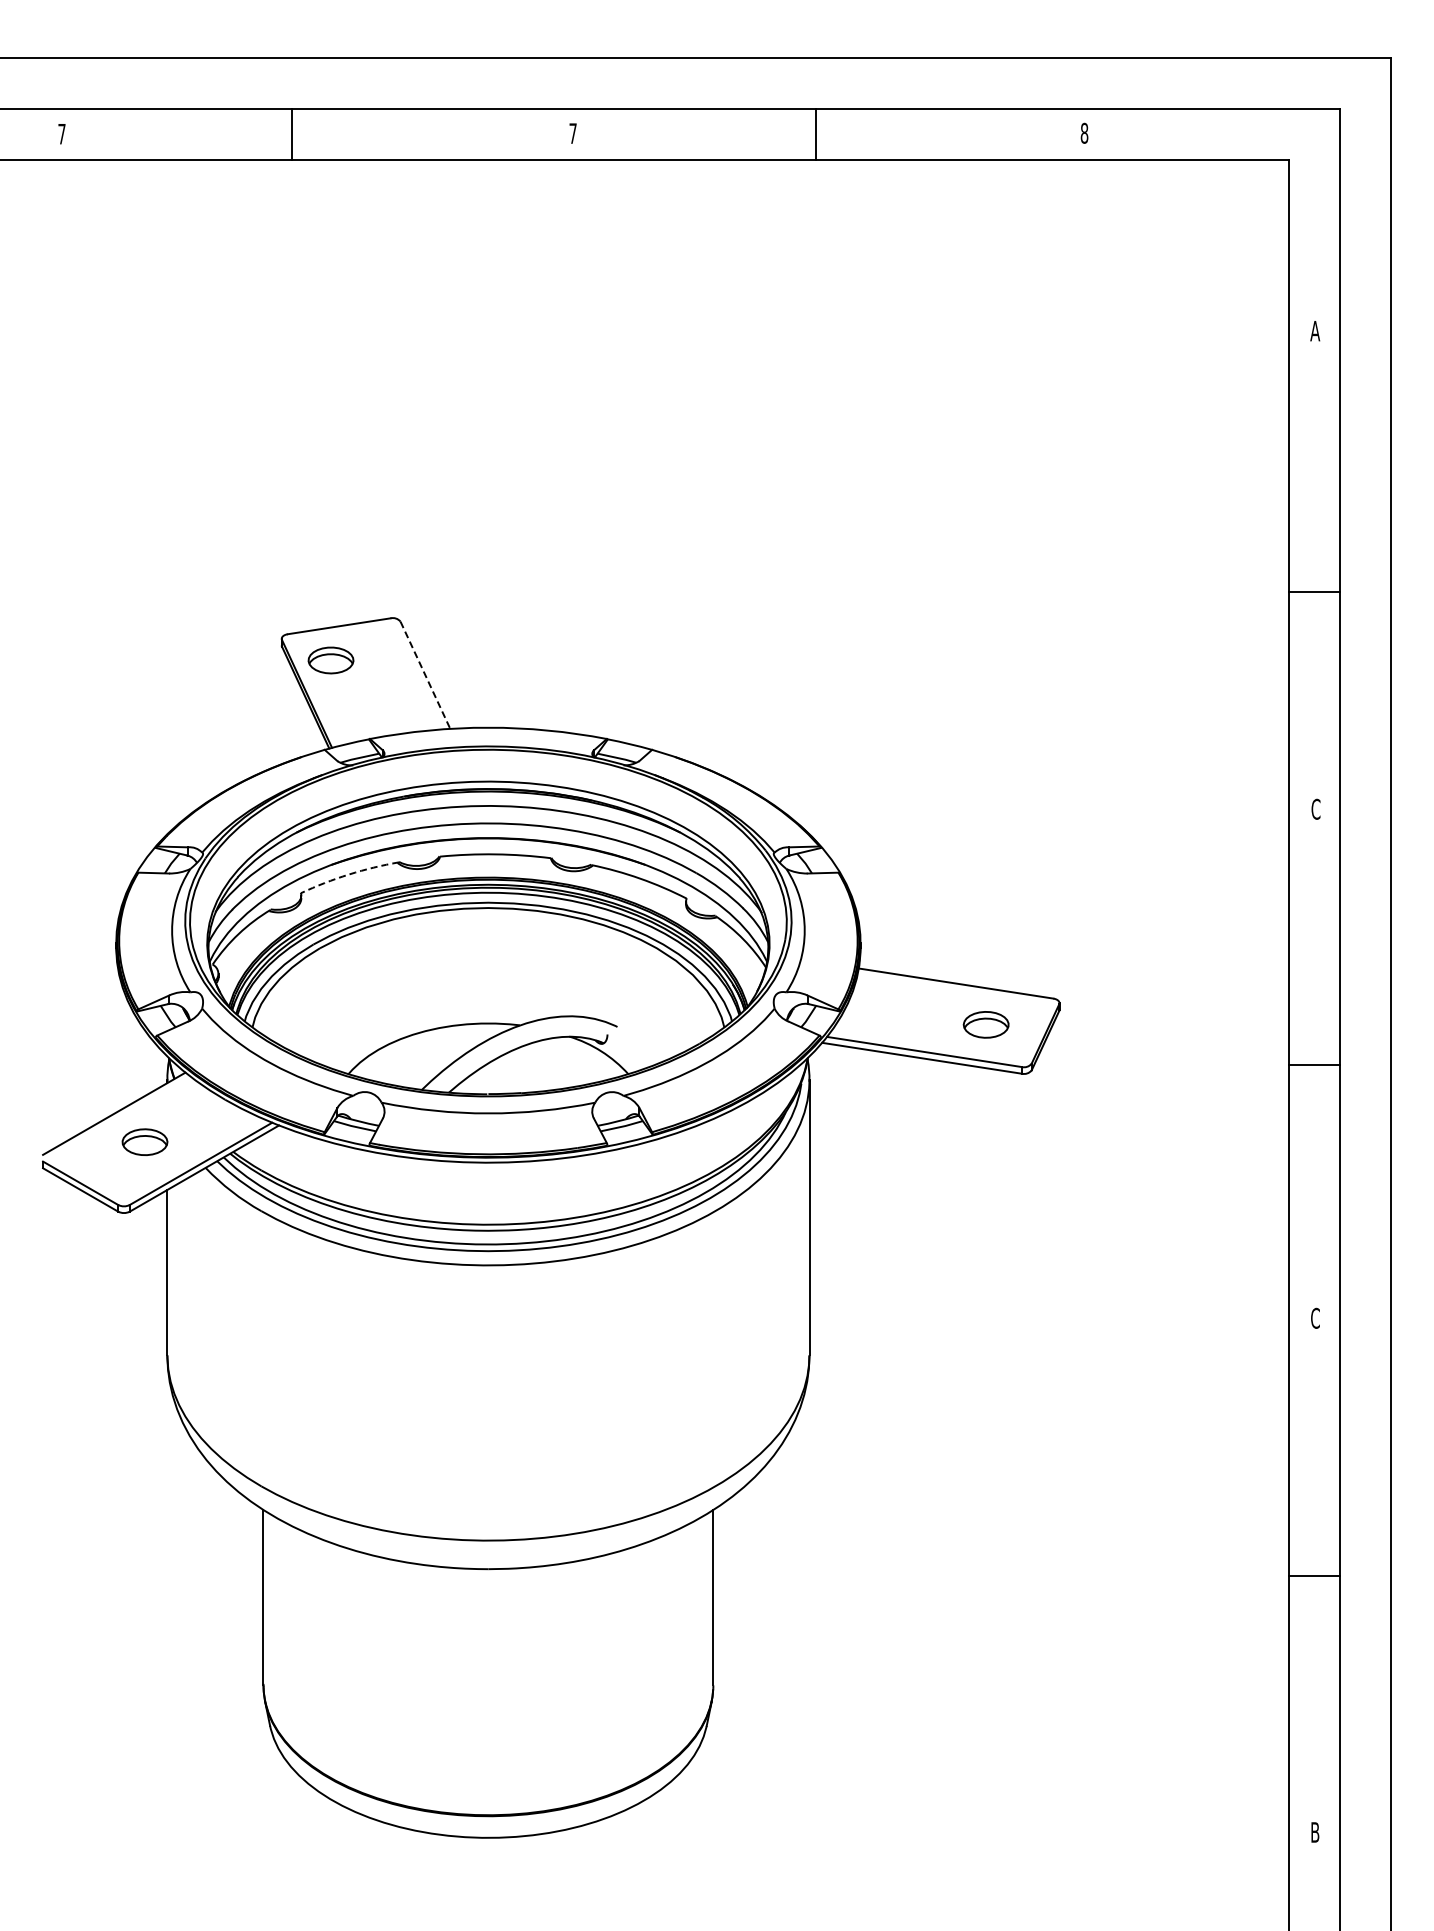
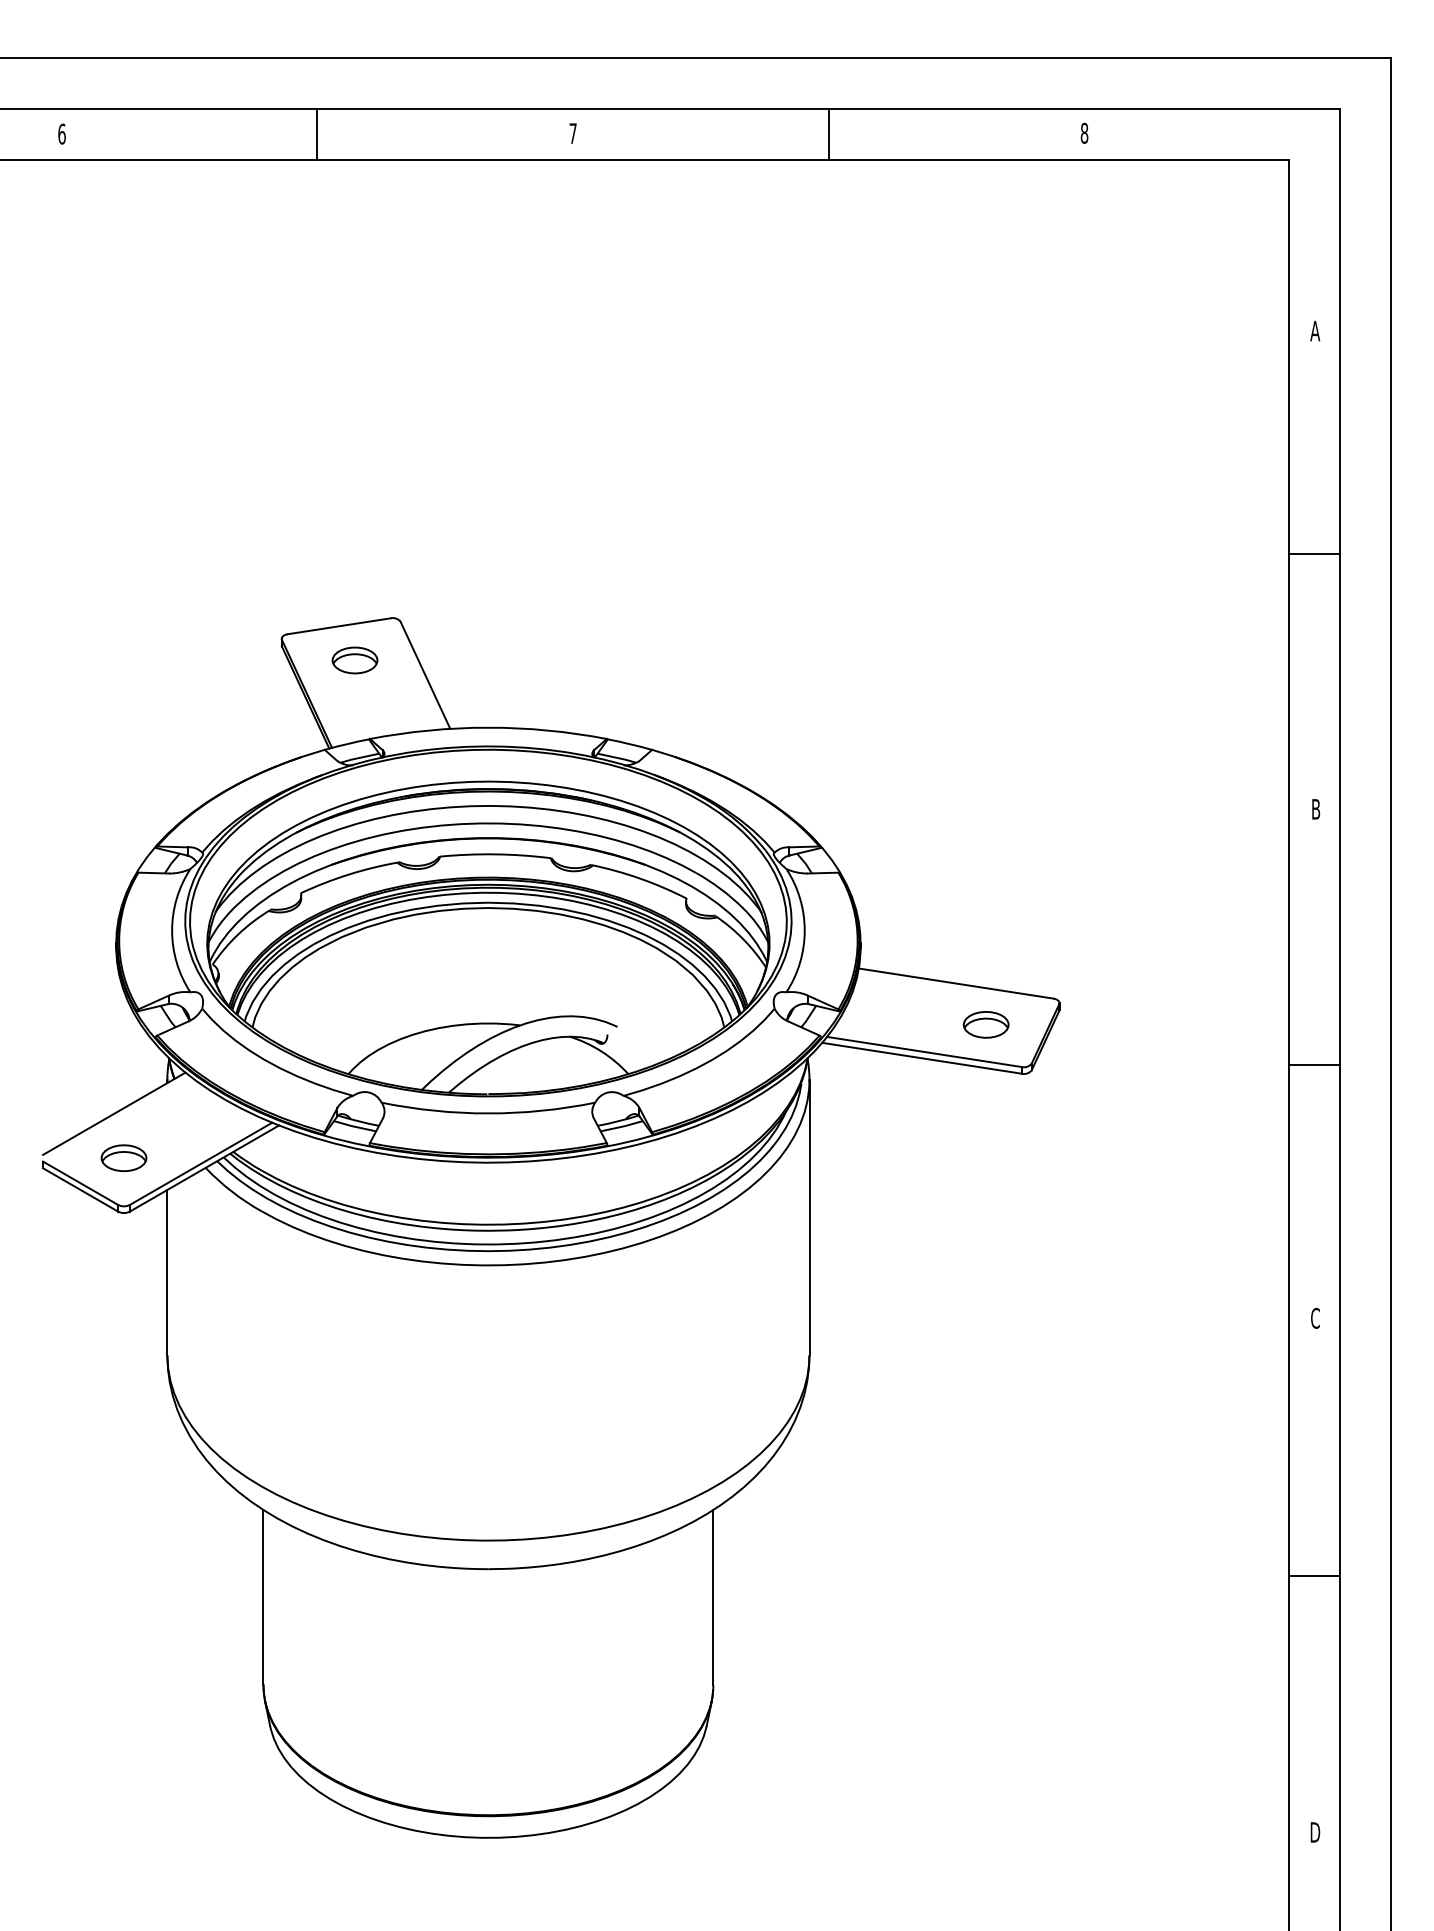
text: 7 -> 6 (61, 133)
line position: (292, 134) -> (317, 134) (317, 134)
line position: (815, 134) -> (828, 134) (828, 134)
line position: (1313, 591) -> (1313, 553) (1313, 553)
part position: (330, 660) -> (354, 660) (354, 660)
line: dashed -> solid (425, 675)
text: C -> B (1315, 808)
arc: dashed -> solid (349, 874)
part position: (144, 1141) -> (123, 1157) (123, 1157)
text: B -> D (1315, 1832)
